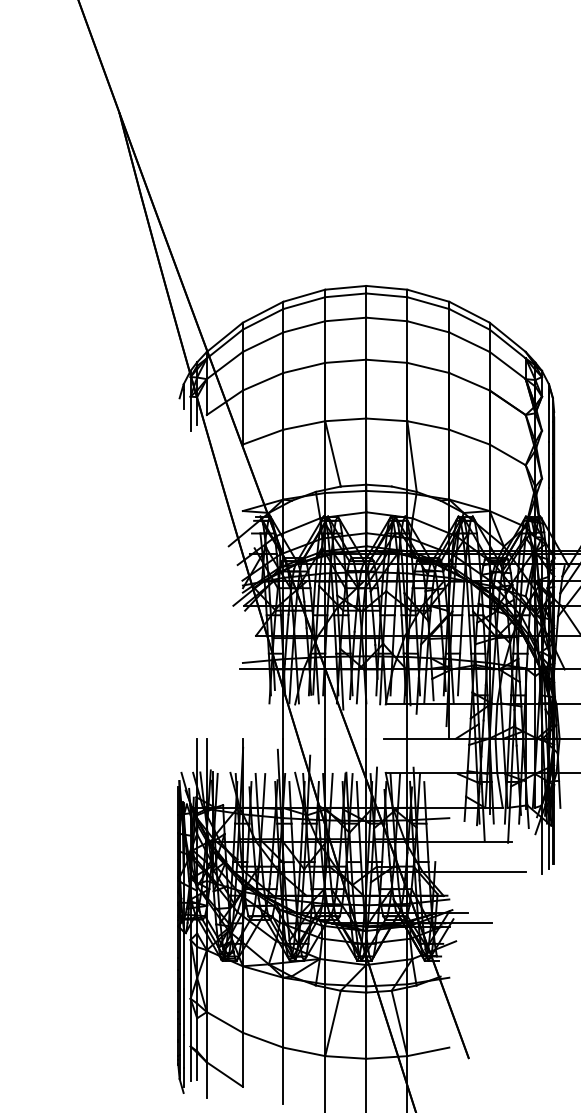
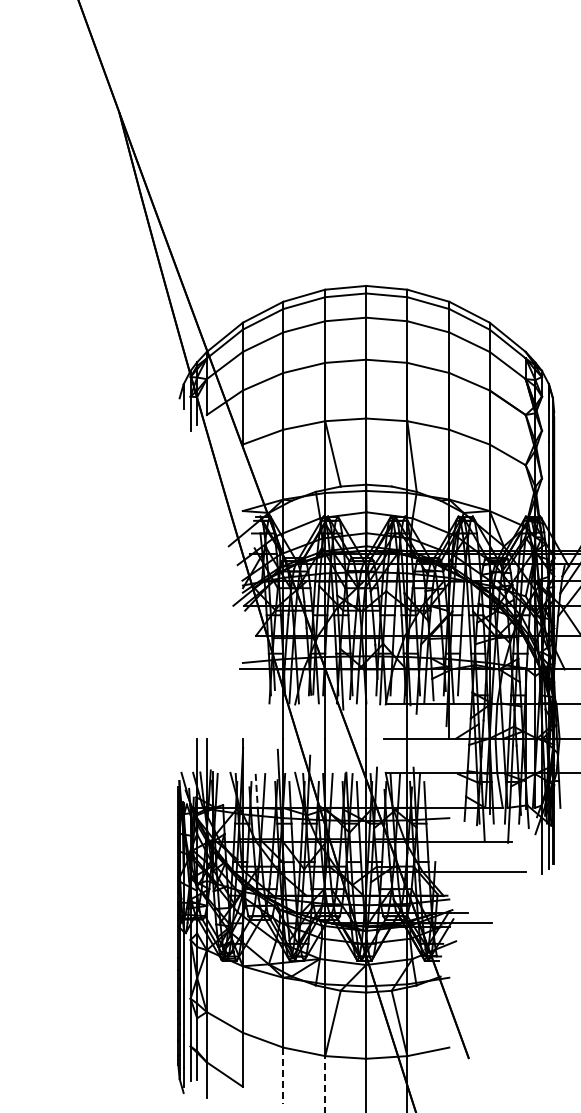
line: solid -> dashed (256, 791)
line: solid -> dashed (283, 1076)
line: solid -> dashed (325, 1083)
